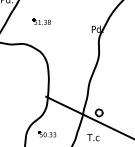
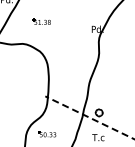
line: solid -> dashed (89, 117)
text position: (93, 137) -> (98, 137) (98, 137)
